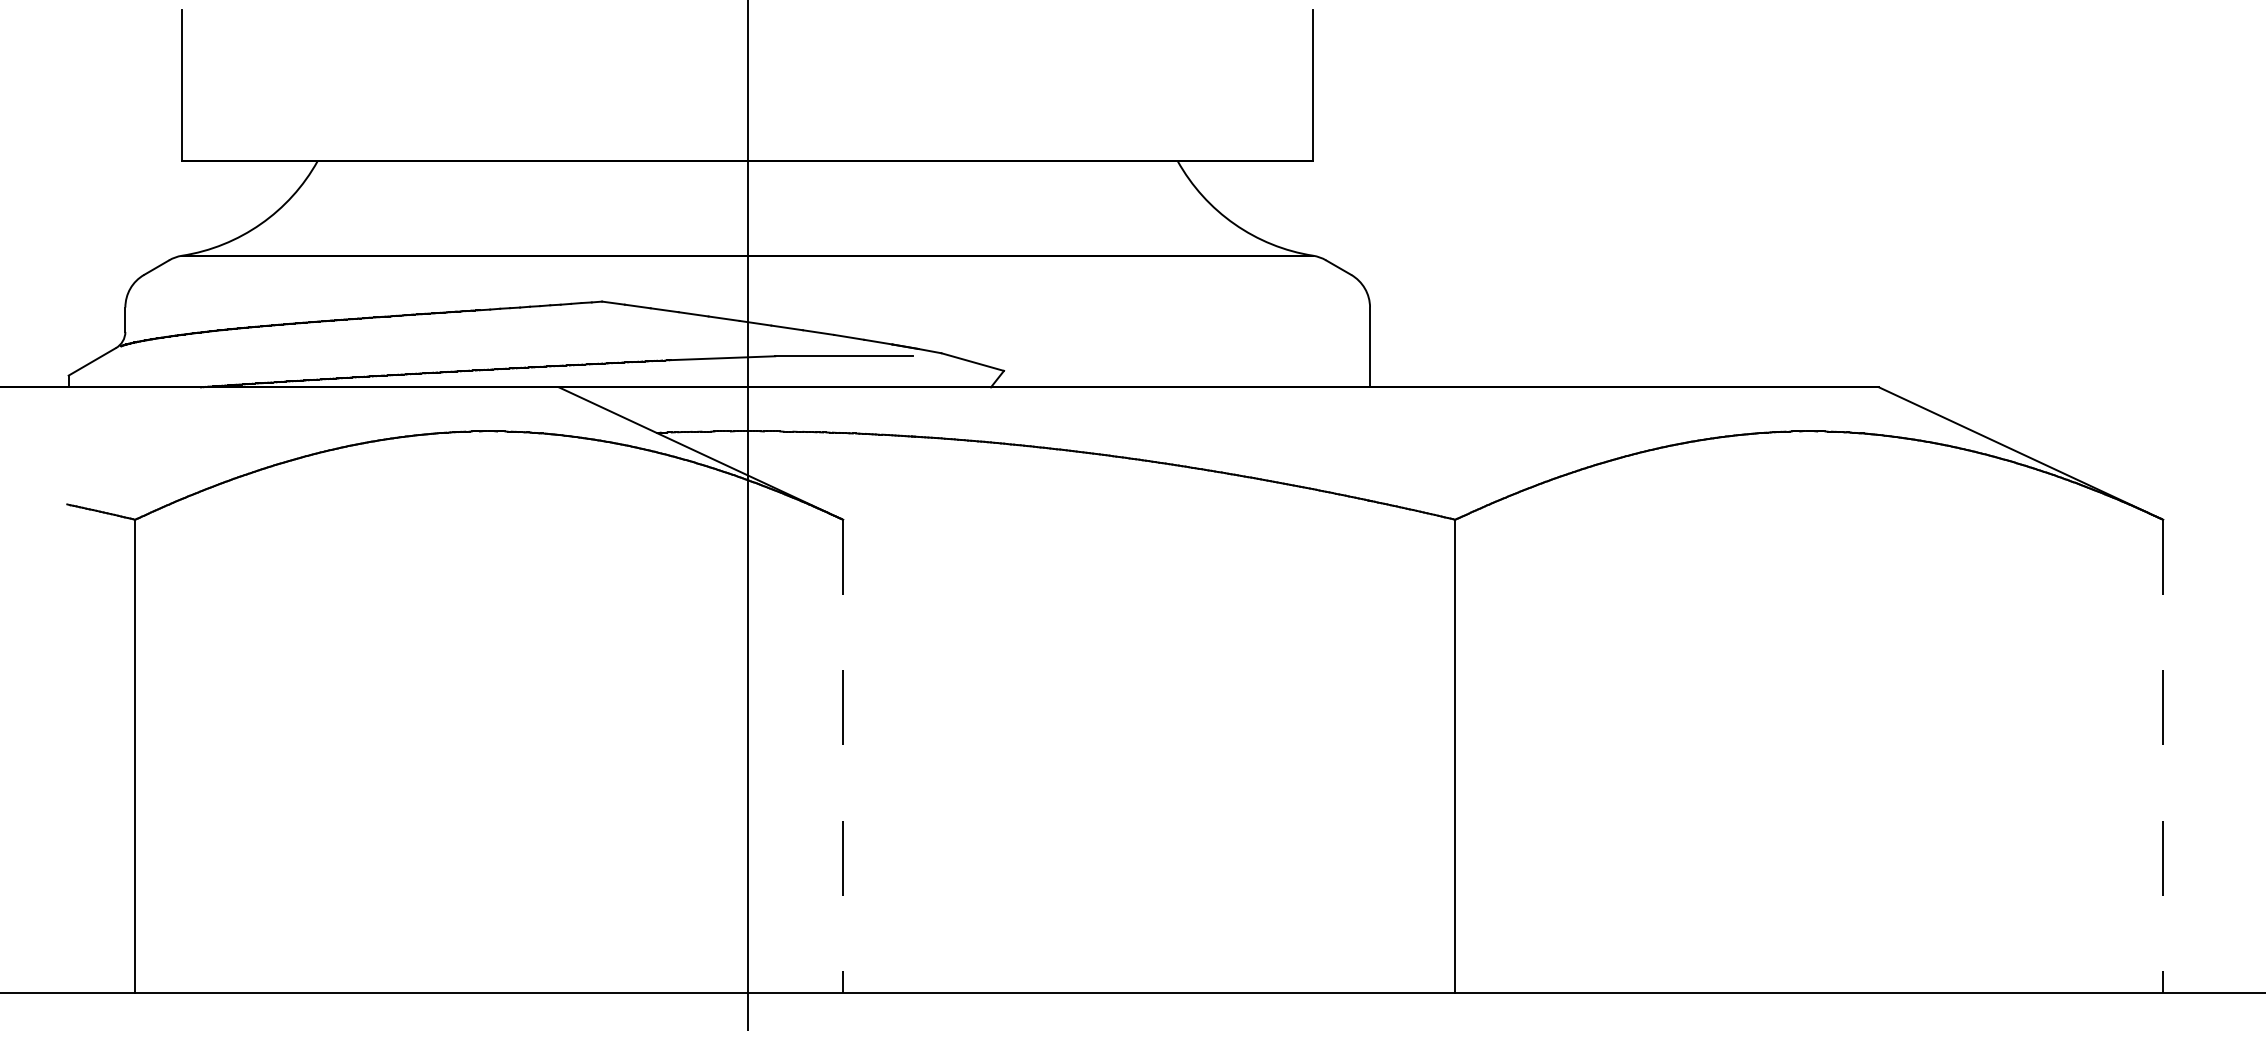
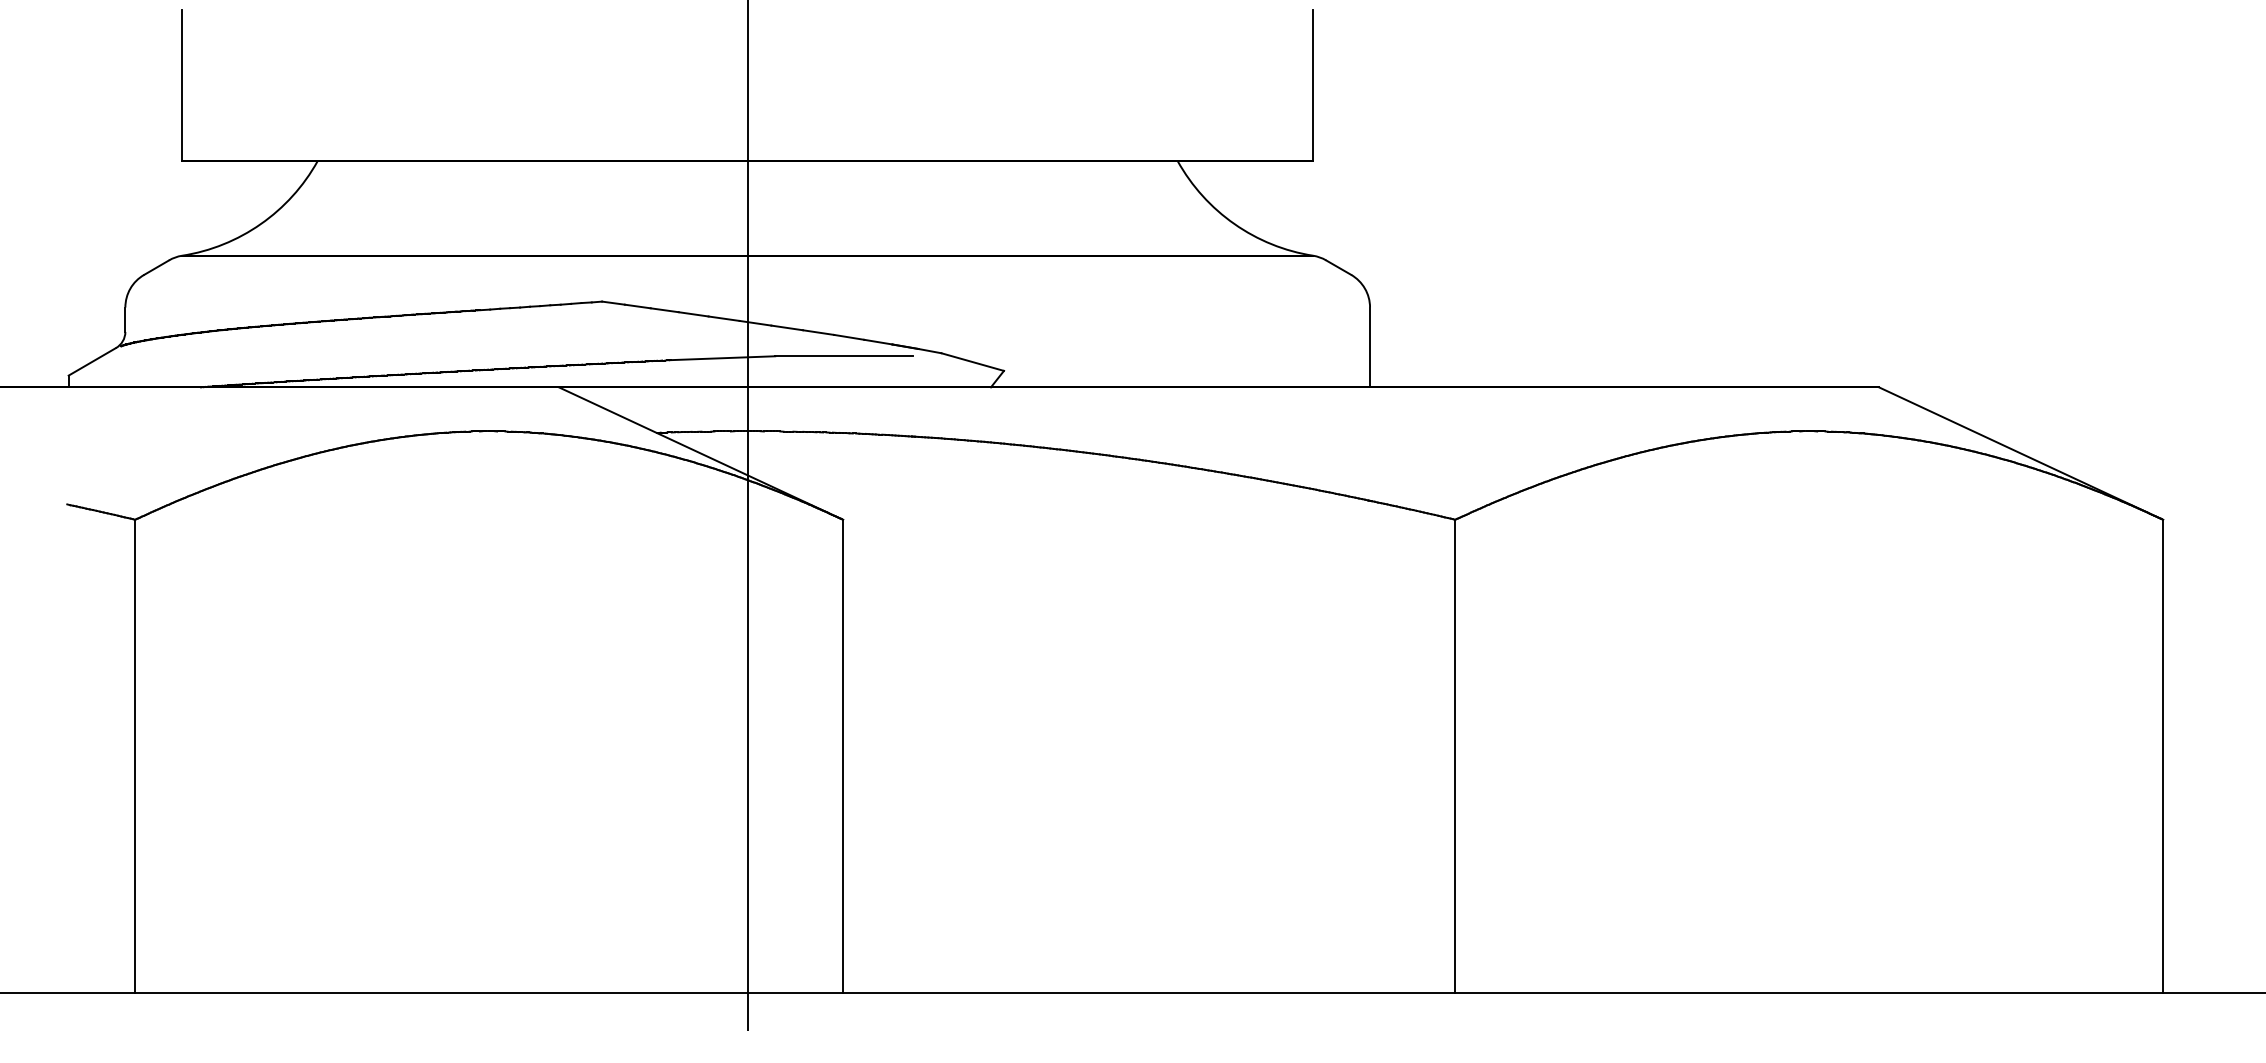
line: dashed -> solid (843, 756)
line: dashed -> solid (2163, 756)
